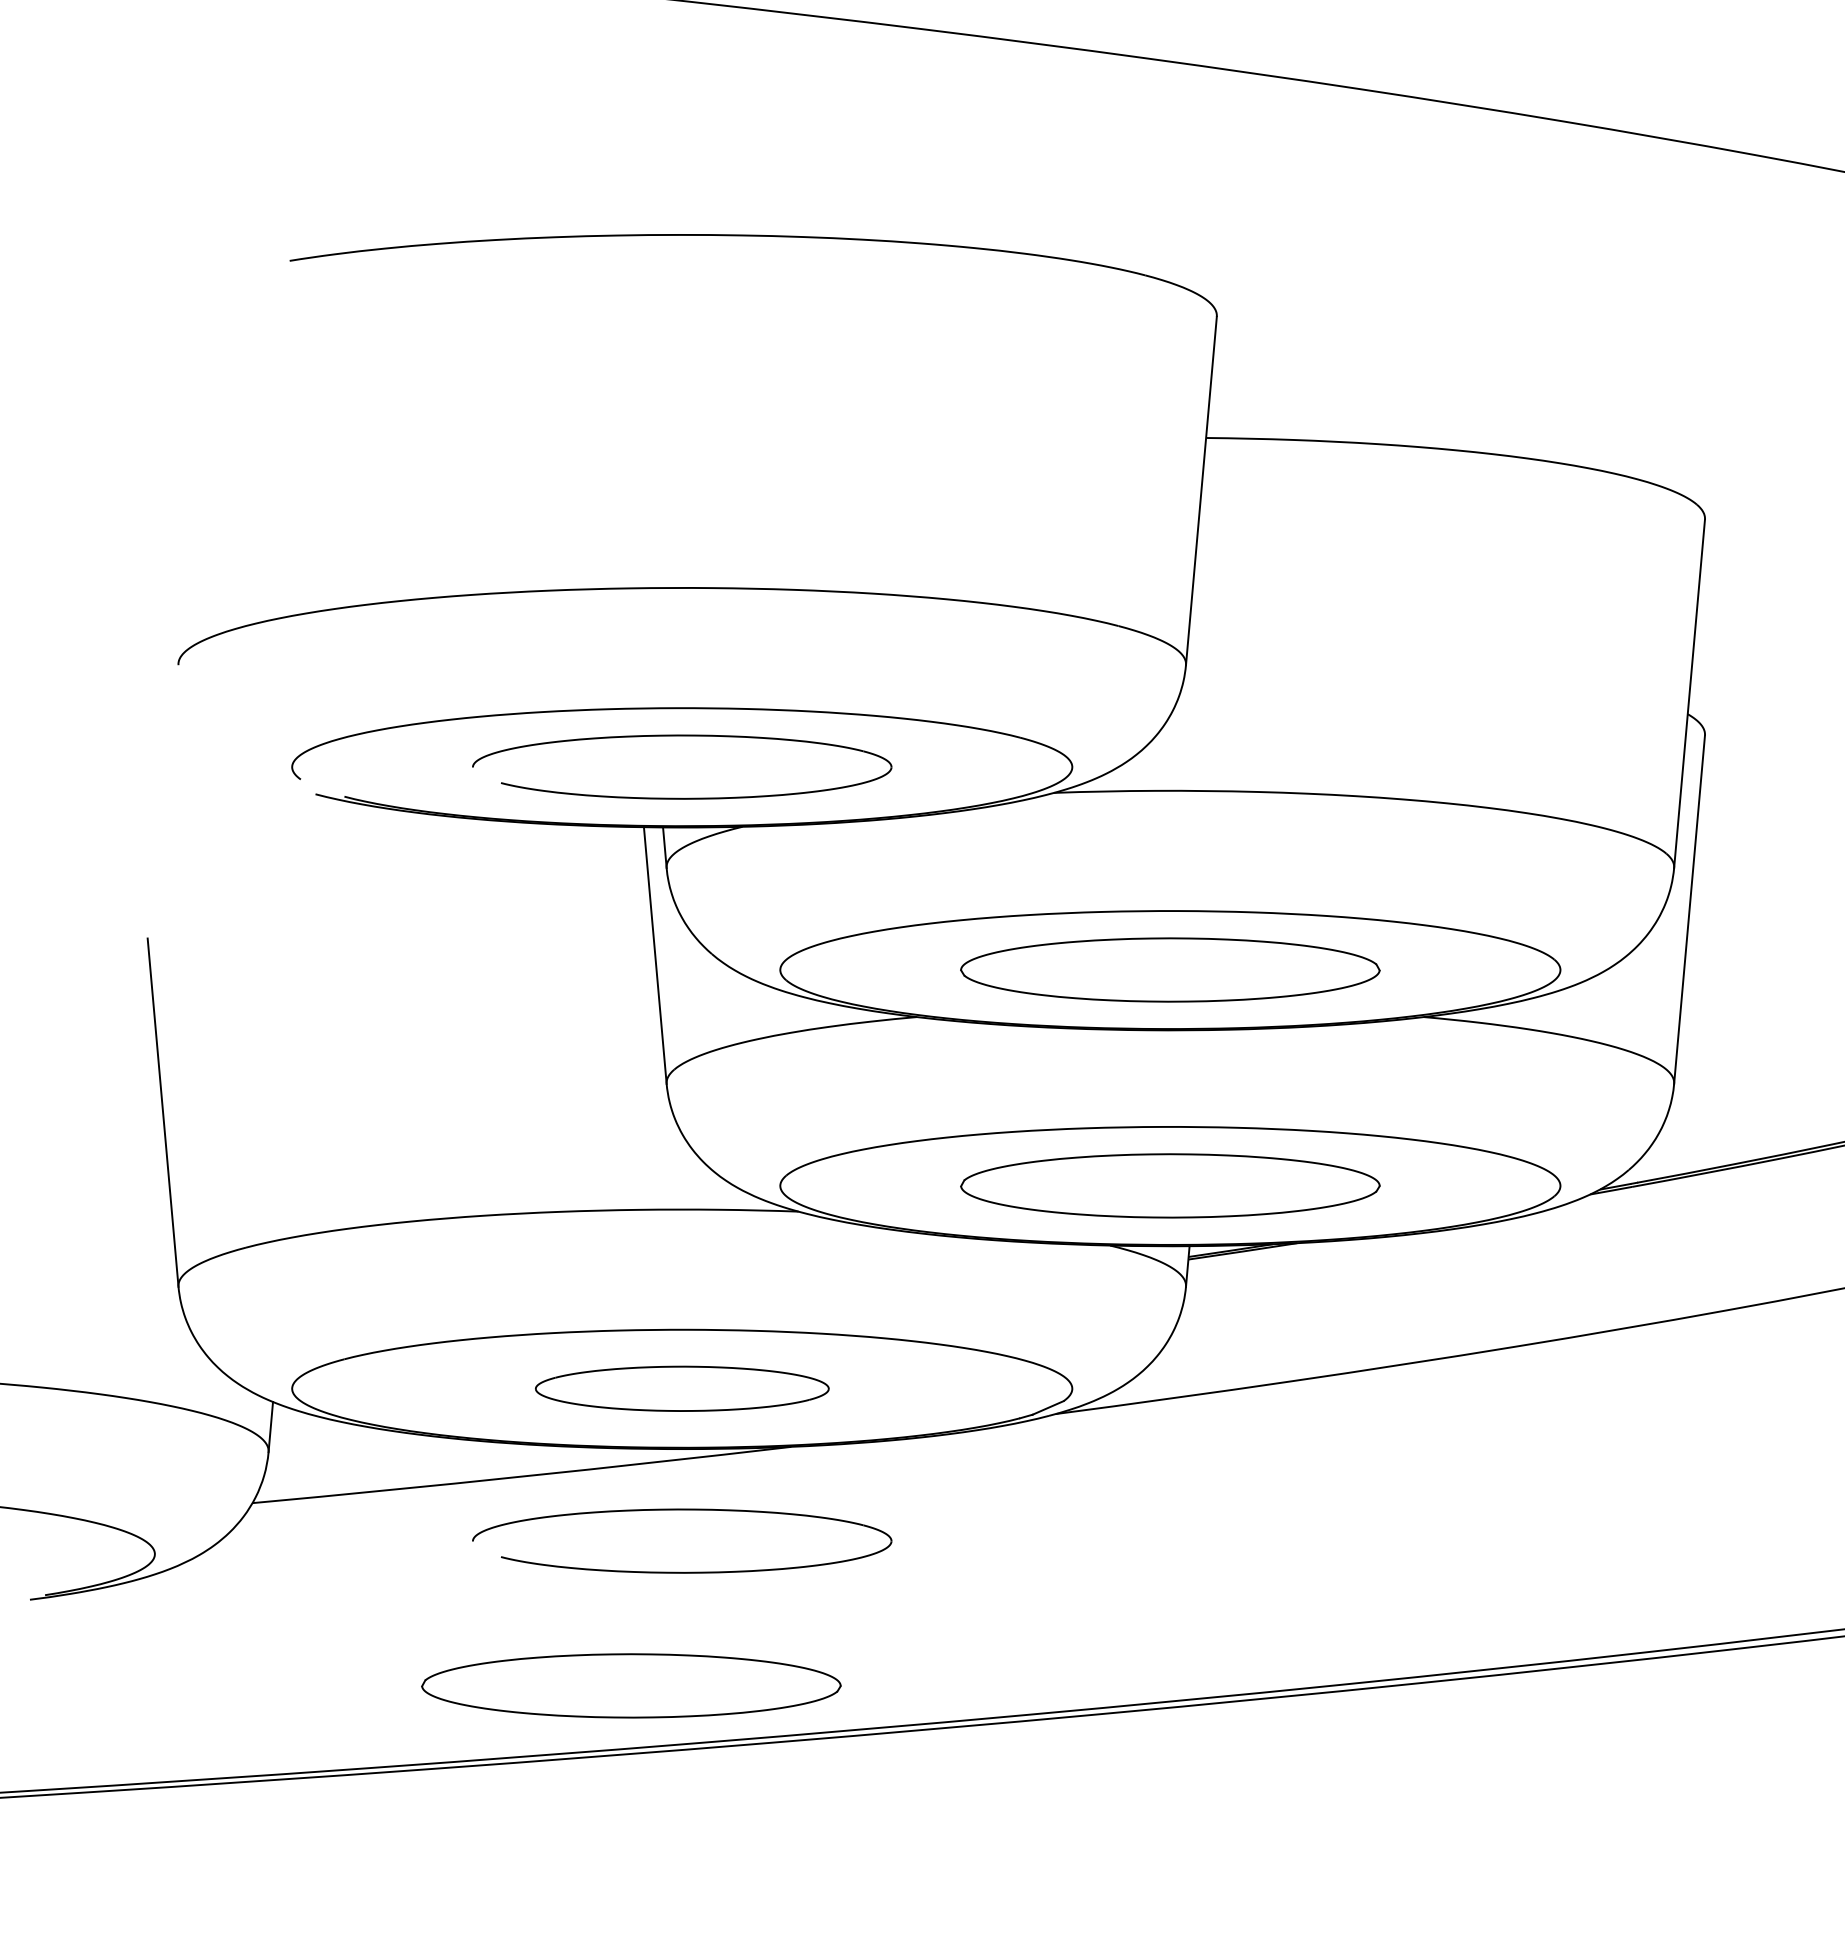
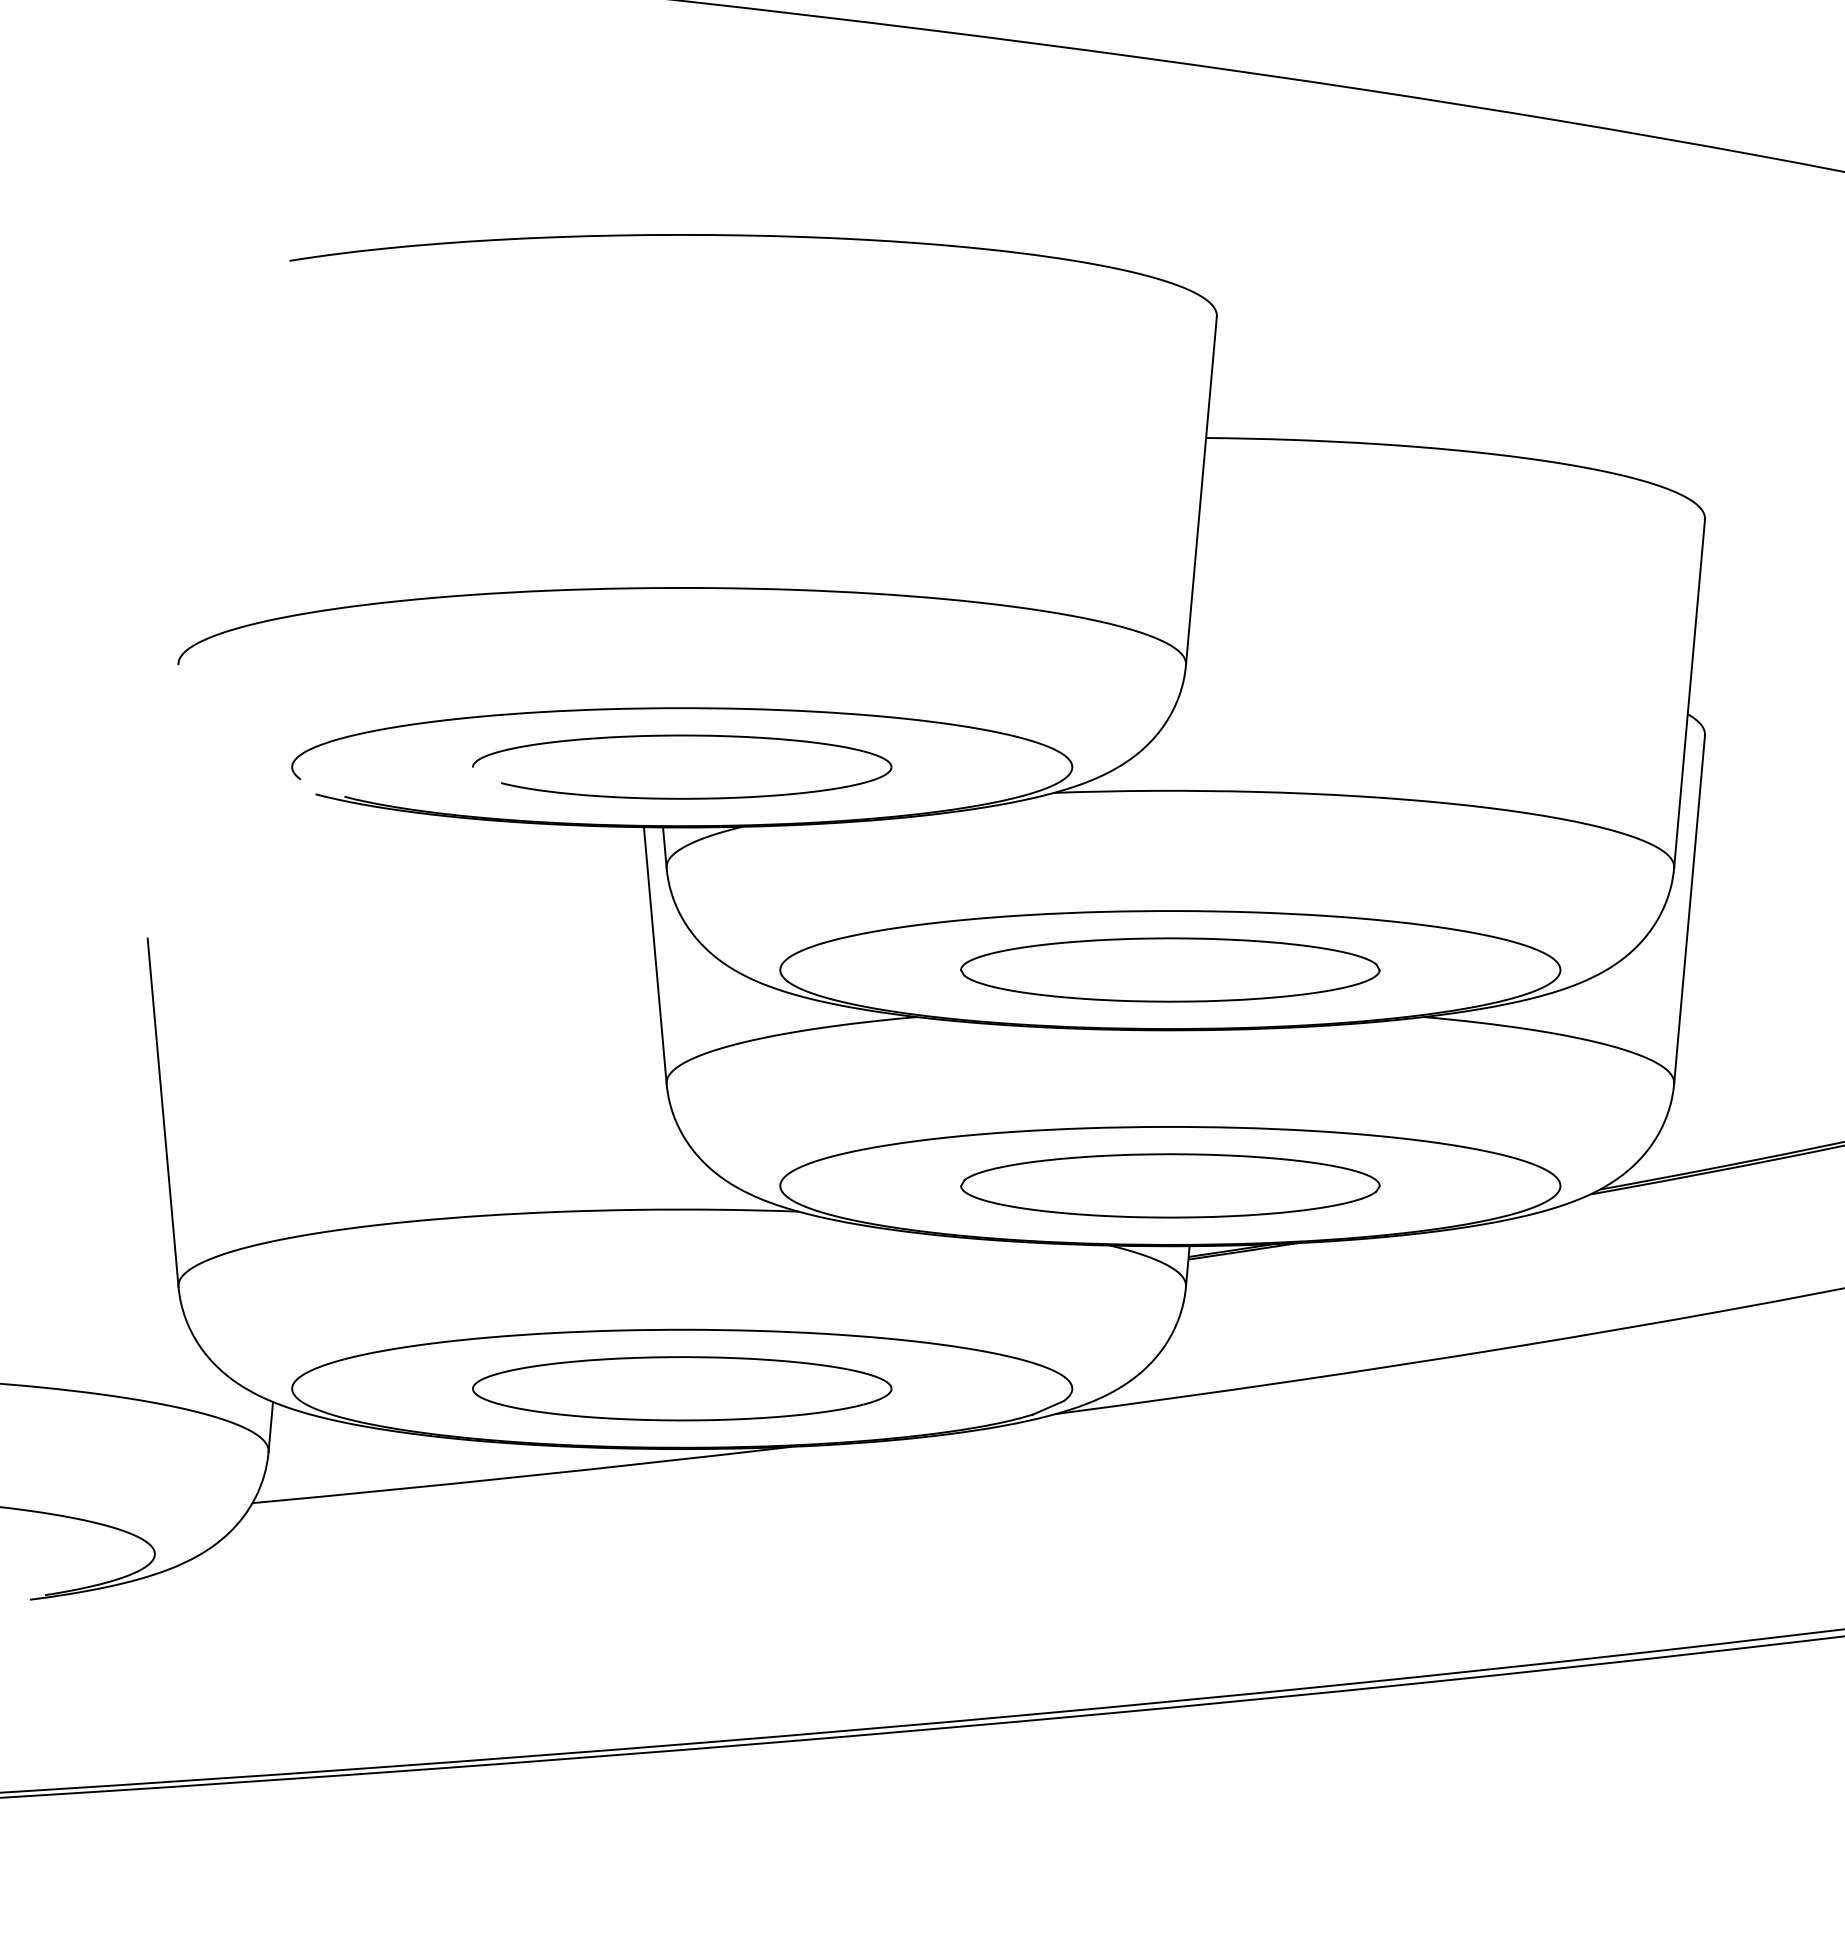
part size: 295x47 px -> 421x66 px (682, 1388)
part: present -> none (682, 1510)
part: present -> none (631, 1685)
